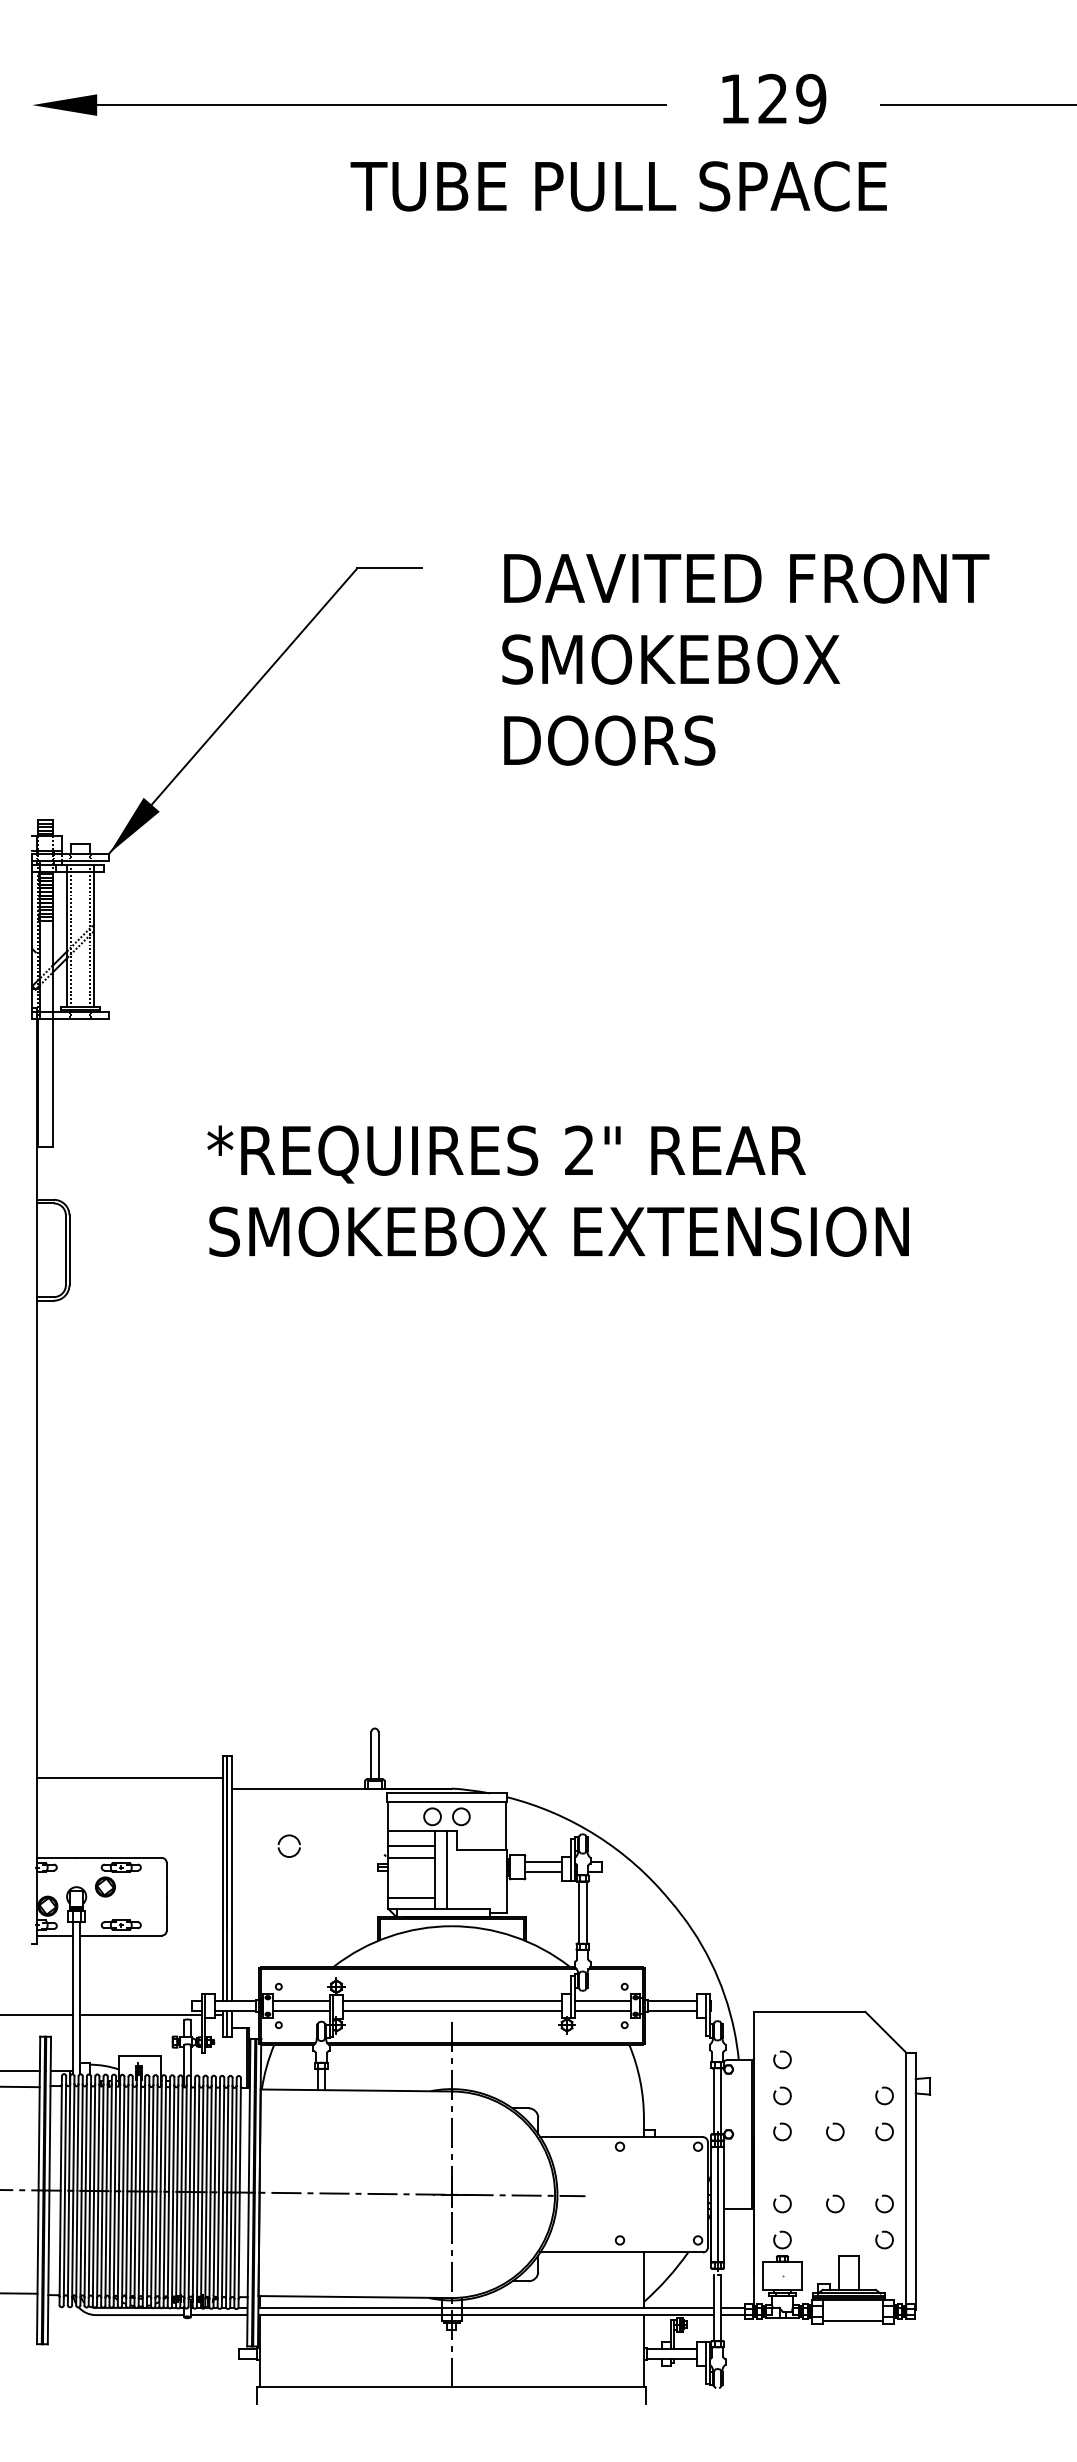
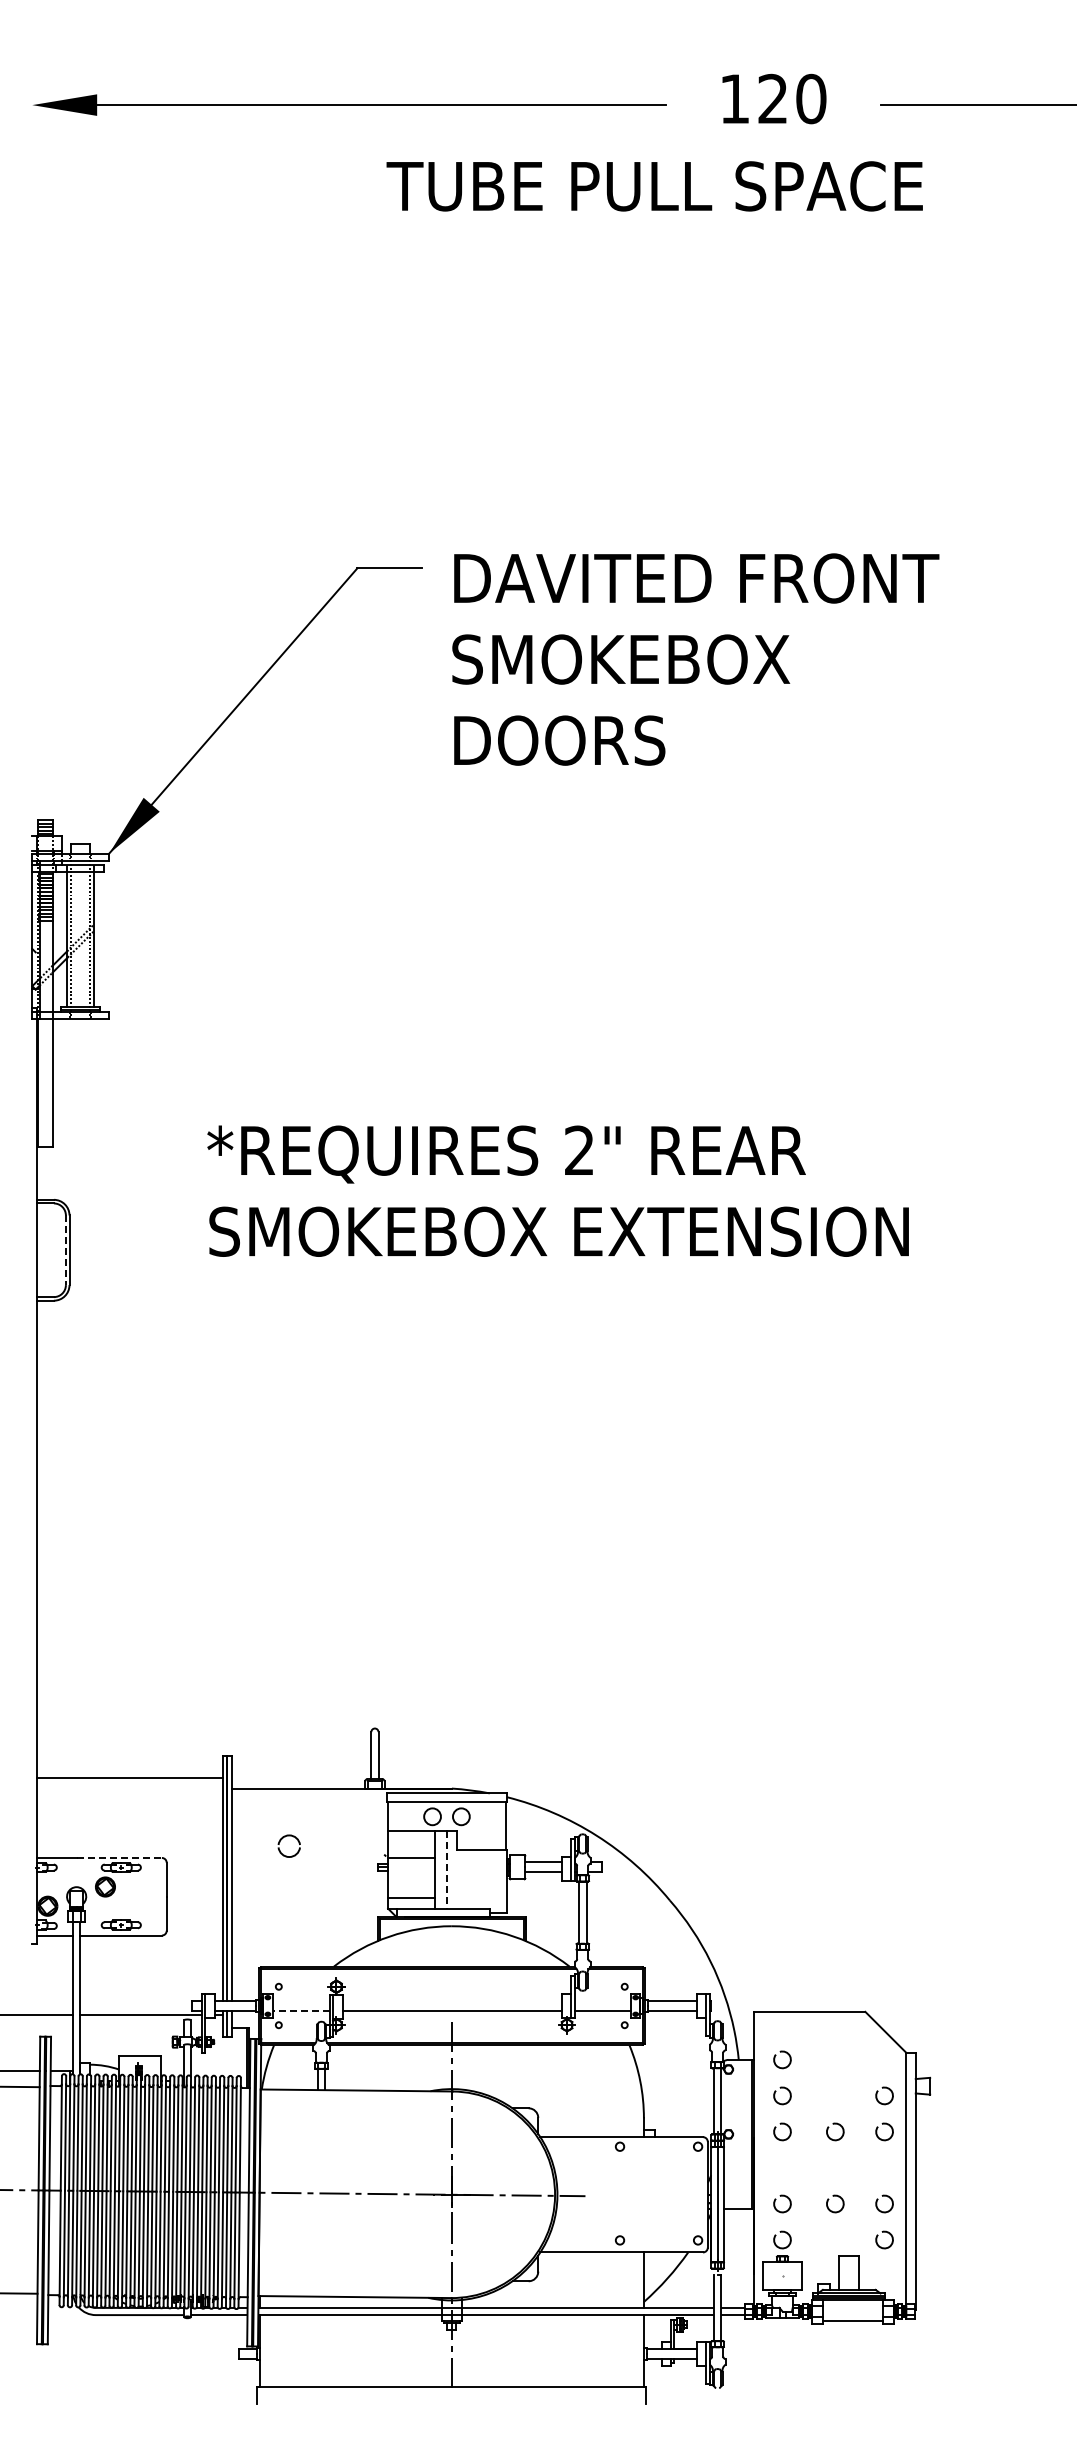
text: 129 -> 120 (811, 99)
text position: (618, 186) -> (654, 186) (654, 186)
text position: (745, 659) -> (695, 659) (695, 659)
line: solid -> dashed (65, 1250)
line: present -> none (411, 1845)
line: solid -> dashed (119, 1857)
line: solid -> dashed (446, 1869)
line: present -> none (300, 2001)
line: present -> none (451, 2001)
line: present -> none (602, 2001)
line: solid -> dashed (300, 2010)
